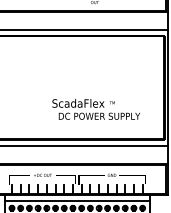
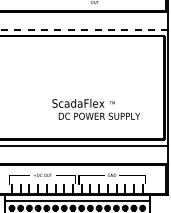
line: solid -> dashed (84, 29)
